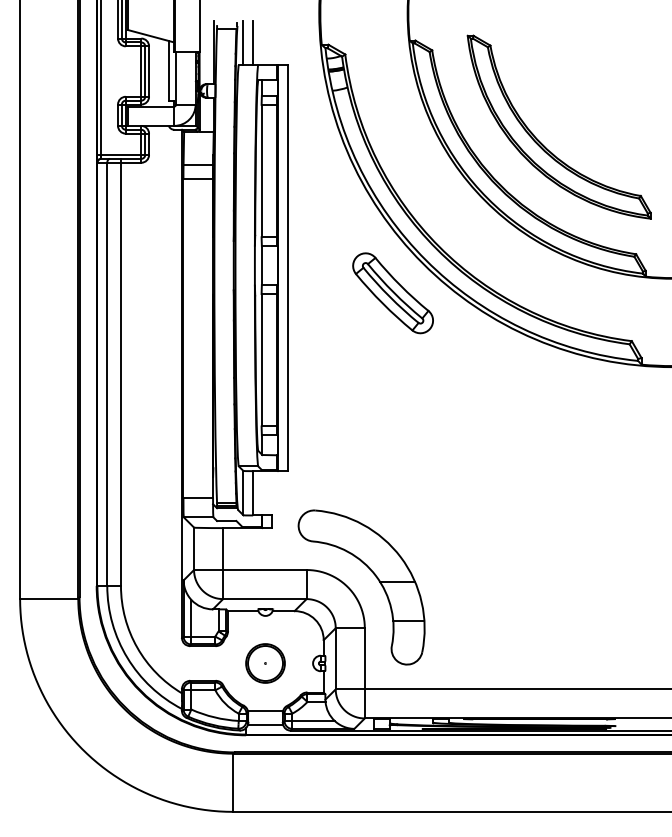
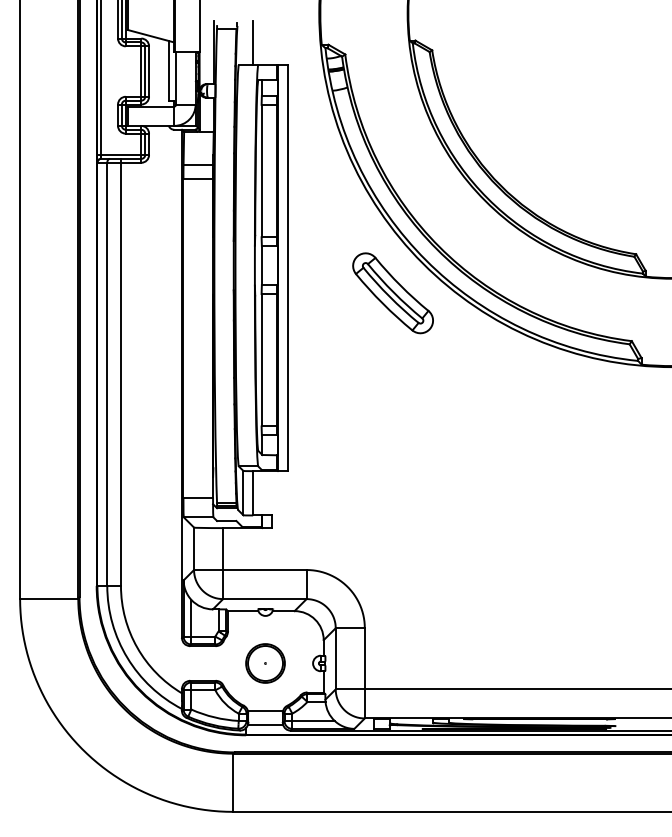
line: present -> none (243, 42)
part: present -> none (541, 142)
part: present -> none (375, 577)
